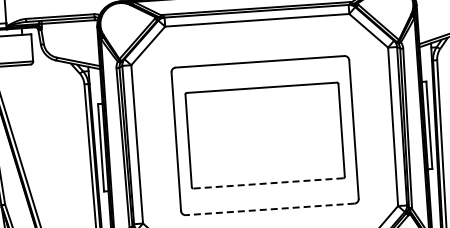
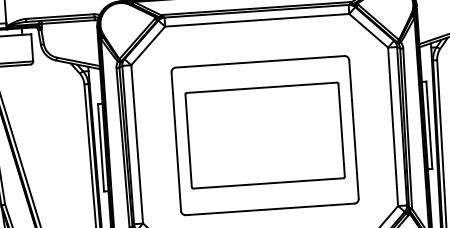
line: dashed -> solid (267, 183)
line: dashed -> solid (270, 209)
